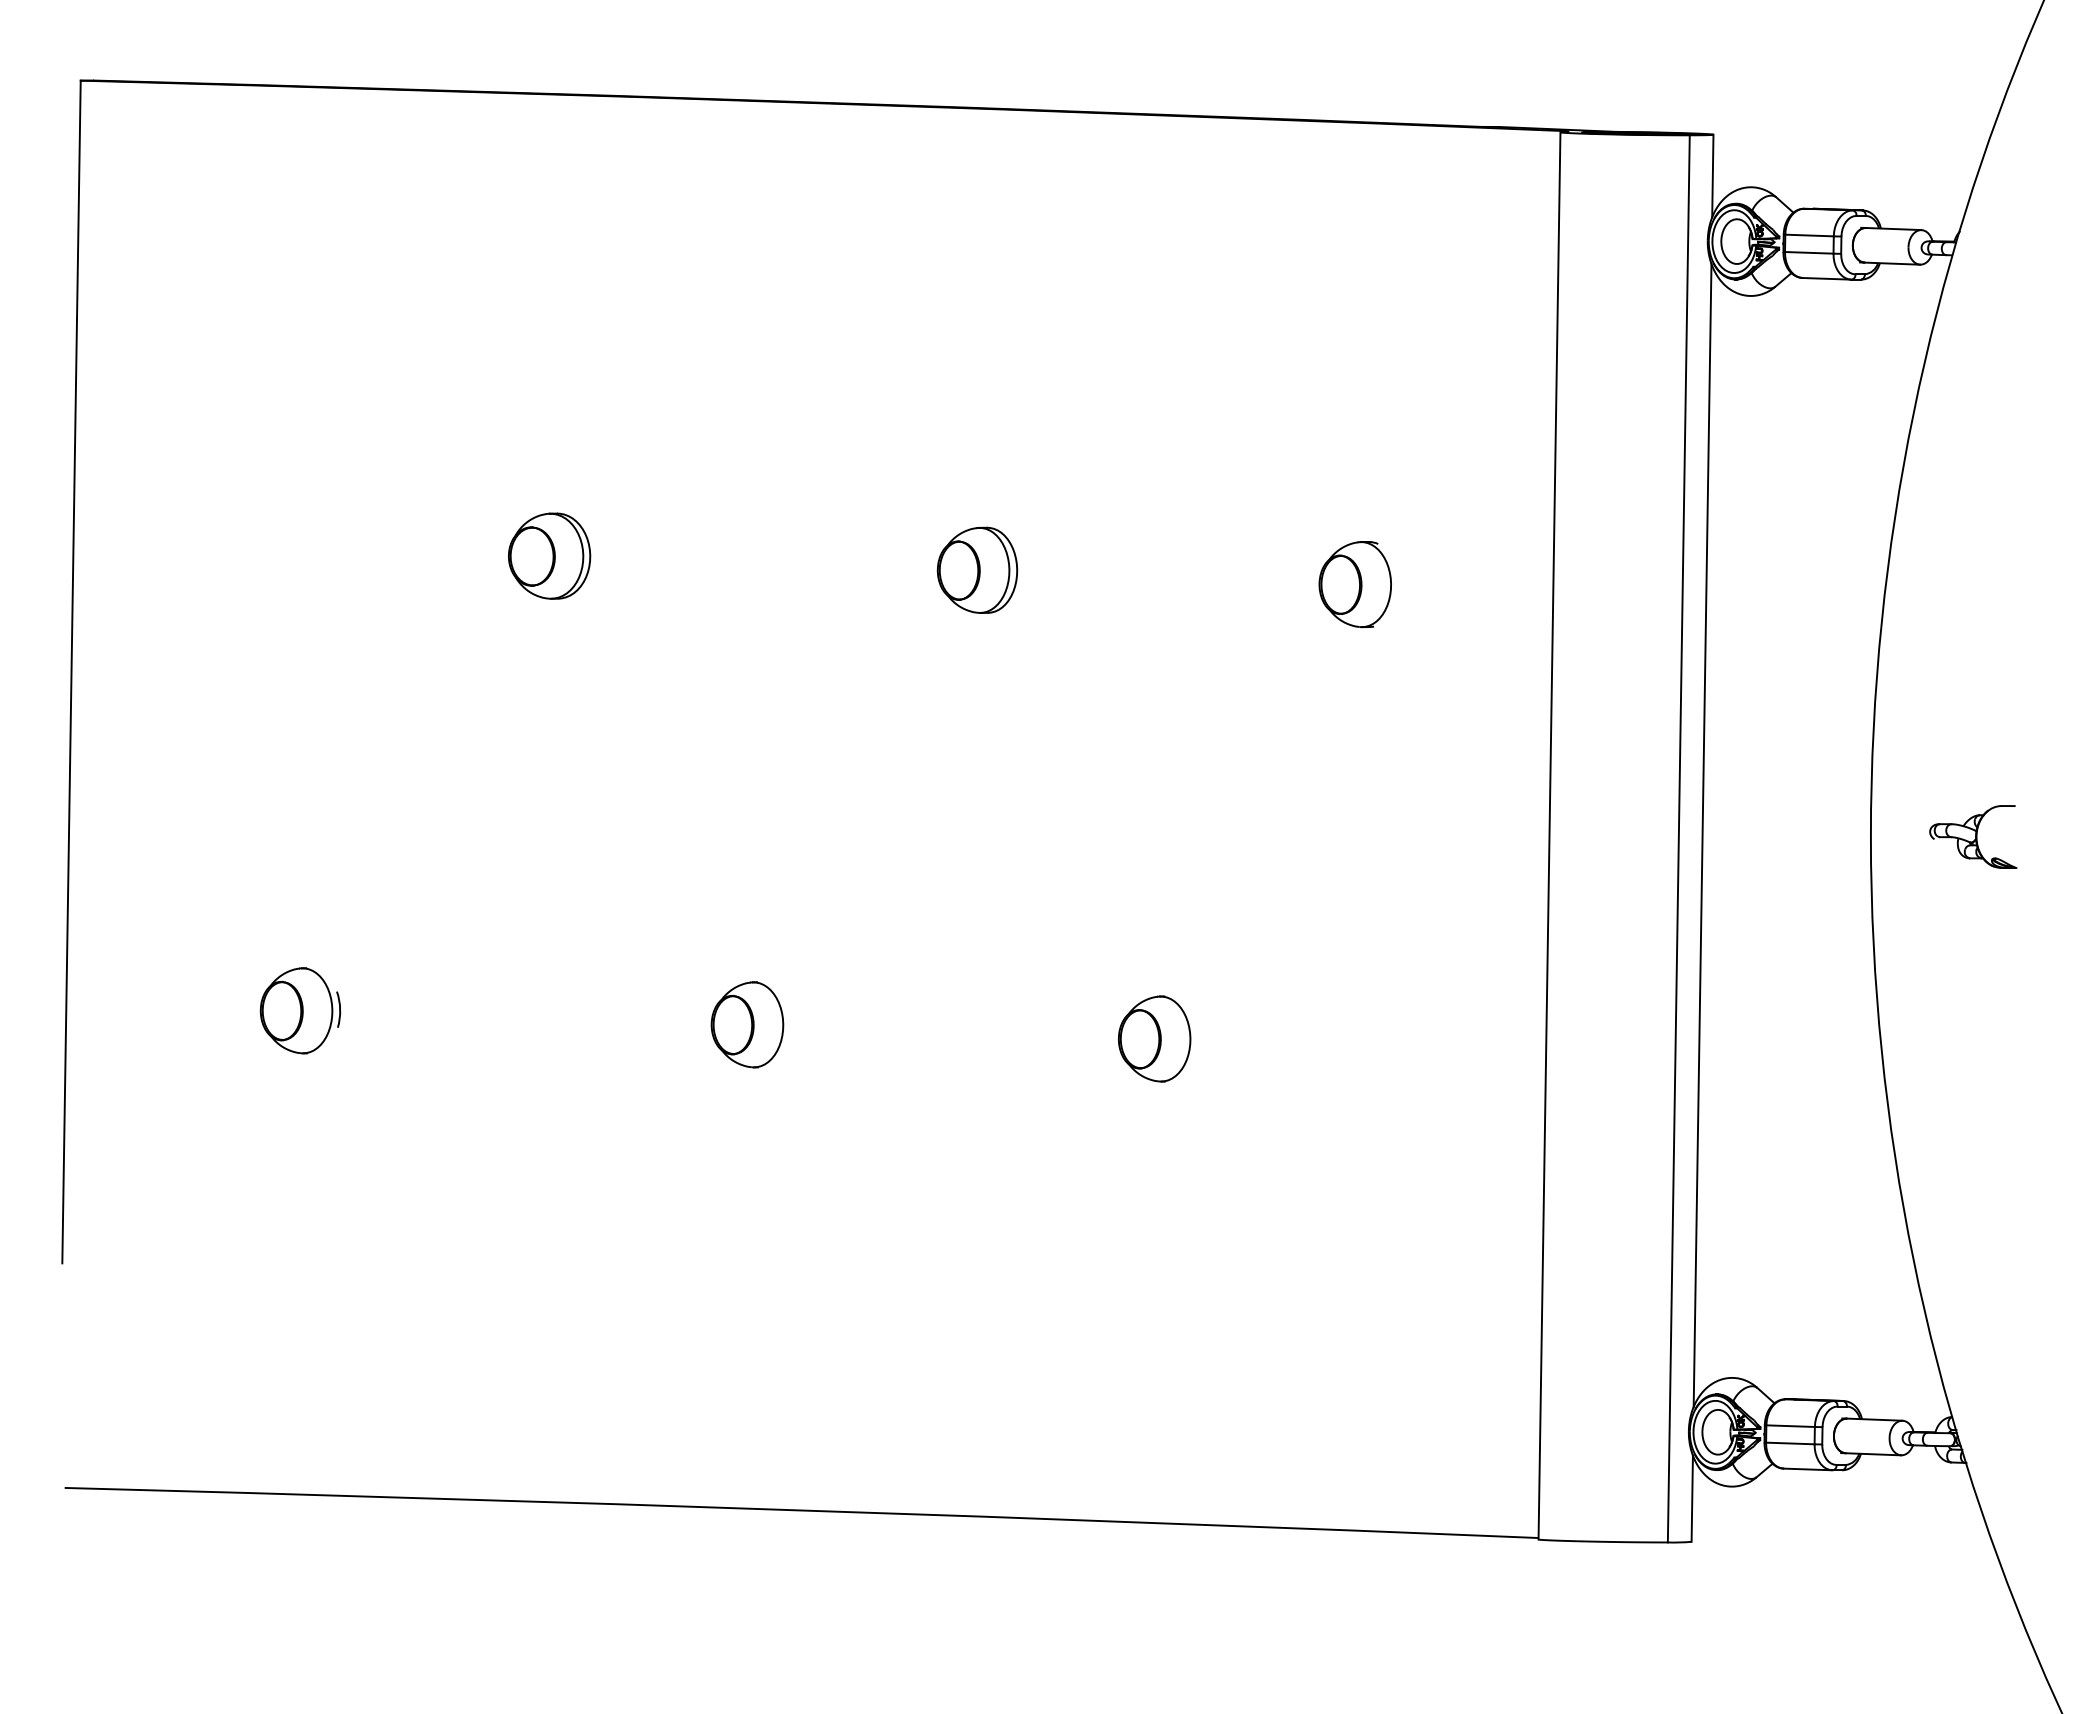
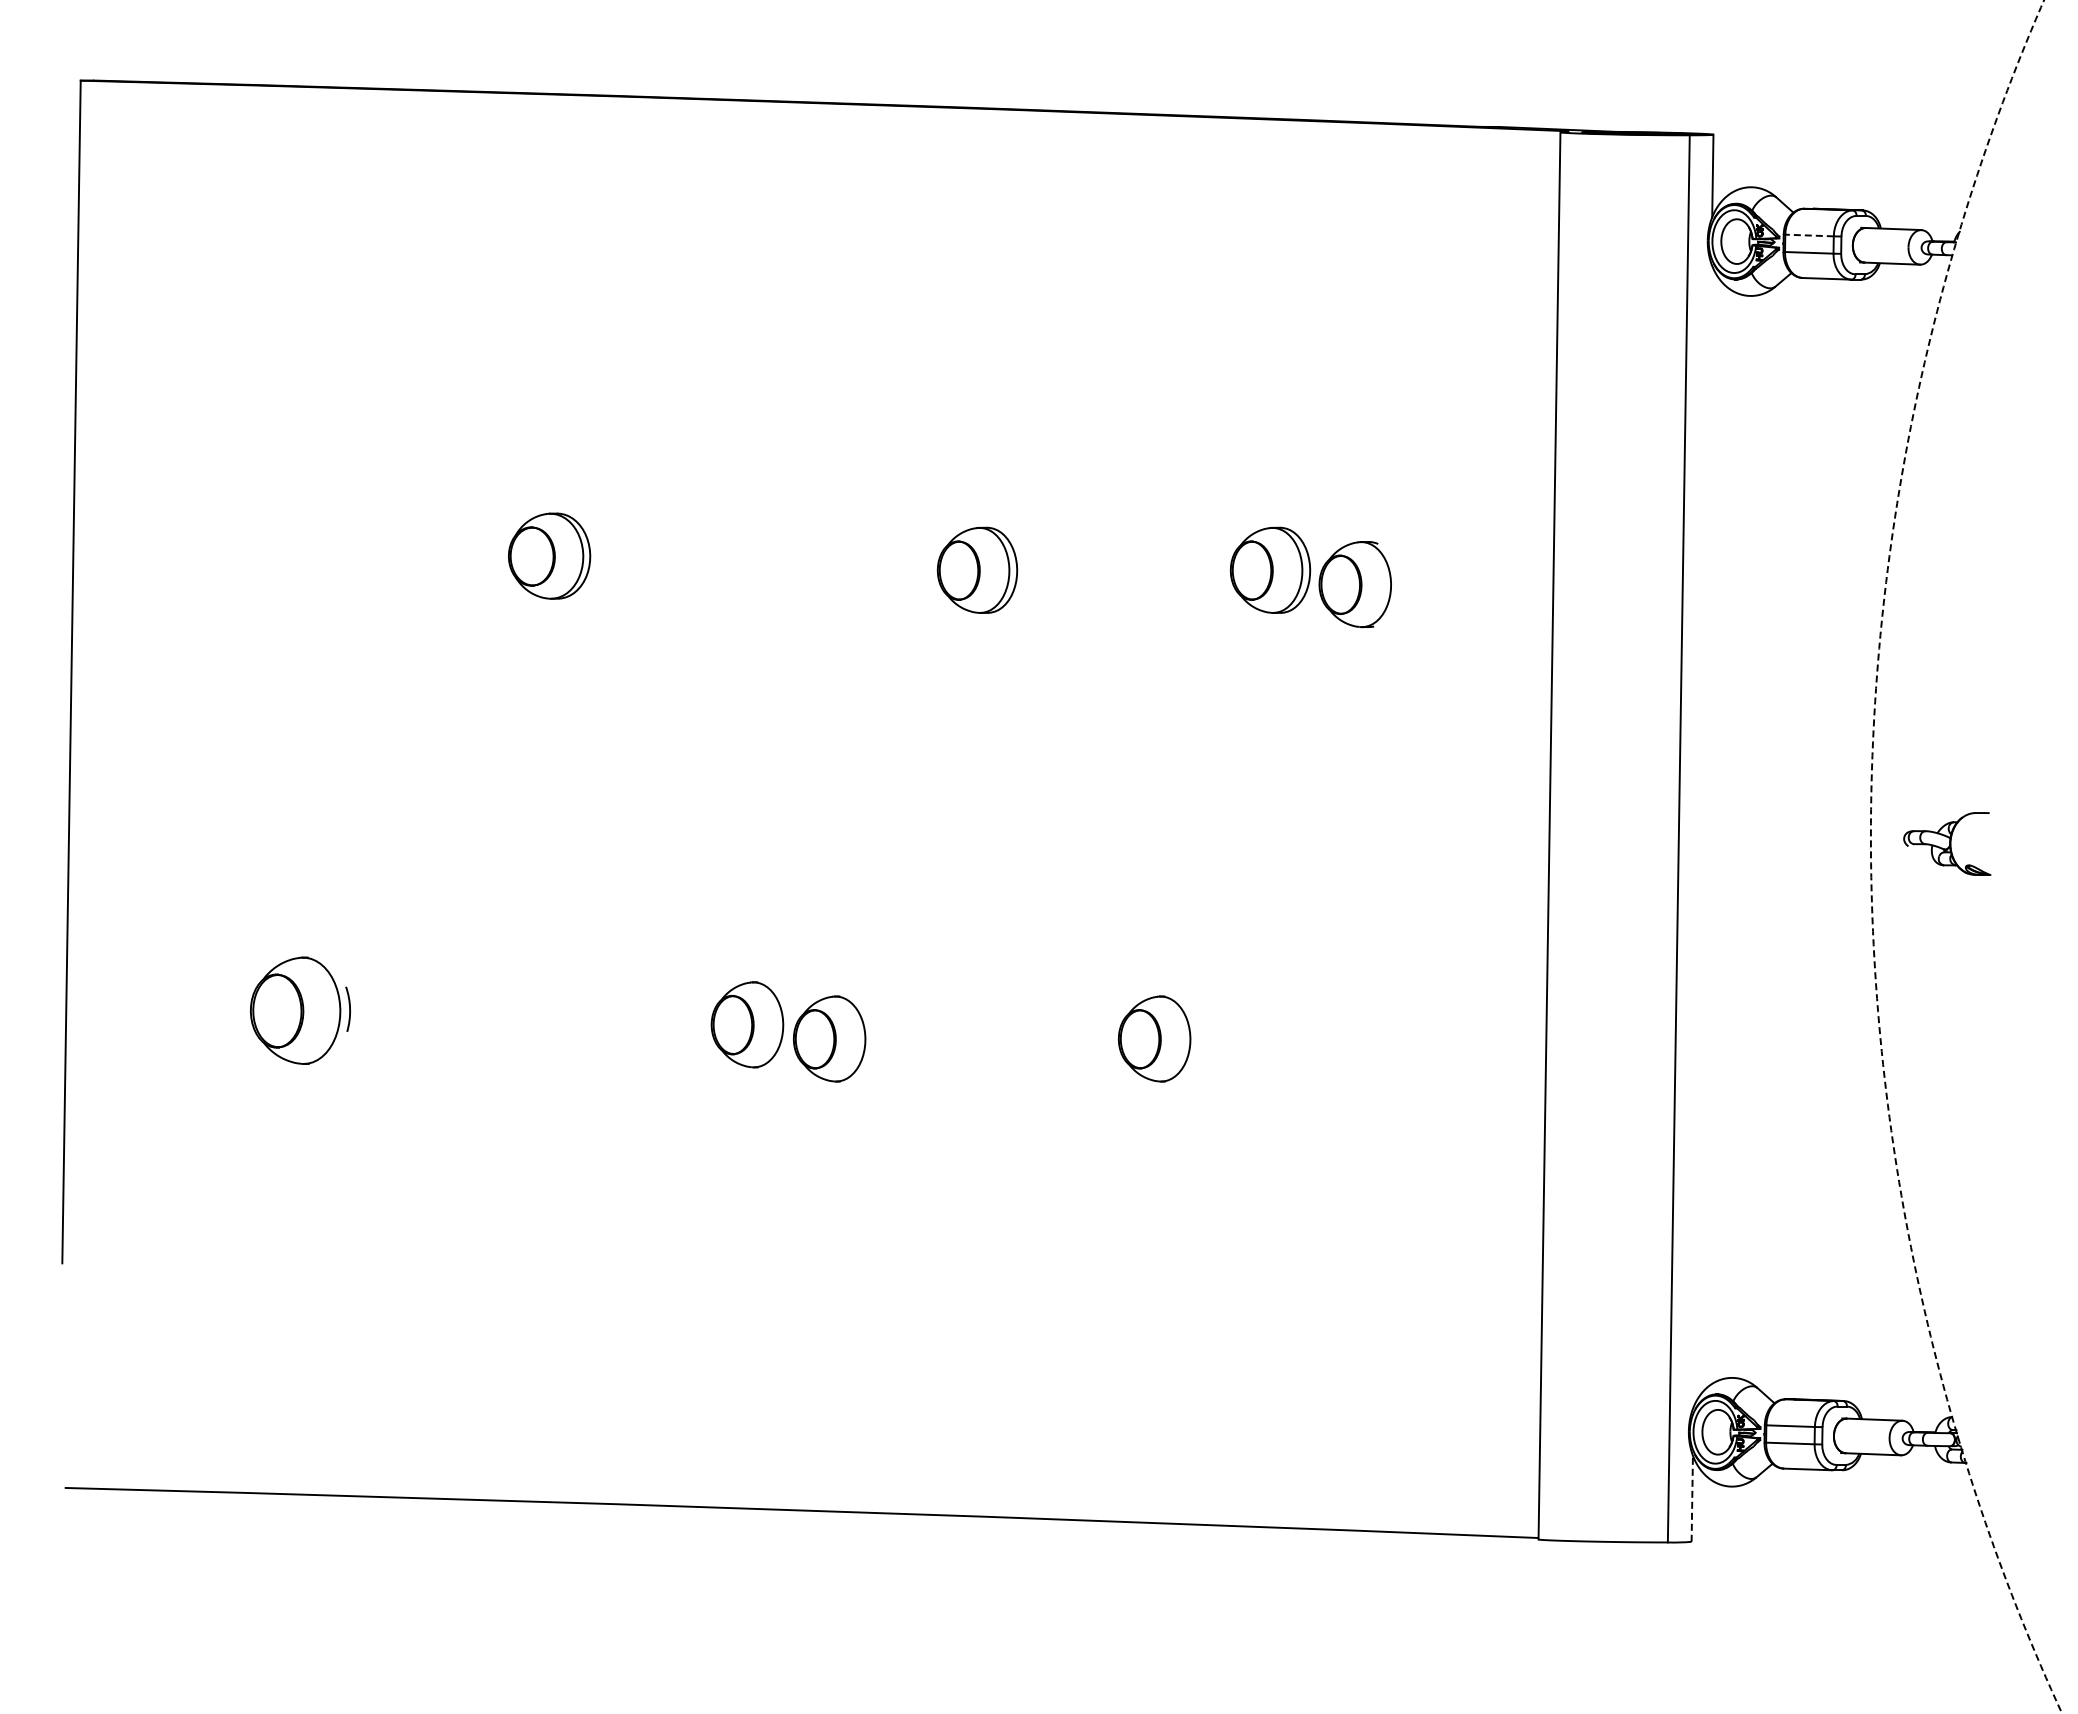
line: solid -> dashed (1809, 235)
part: none -> present (1270, 569)
line: present -> none (1702, 835)
part position: (1973, 836) -> (1947, 843) (1947, 843)
circle: solid -> dashed (1966, 856)
part size: 83x88 px -> 102x109 px (299, 1010)
part: none -> present (829, 1038)
line: solid -> dashed (1692, 1498)
